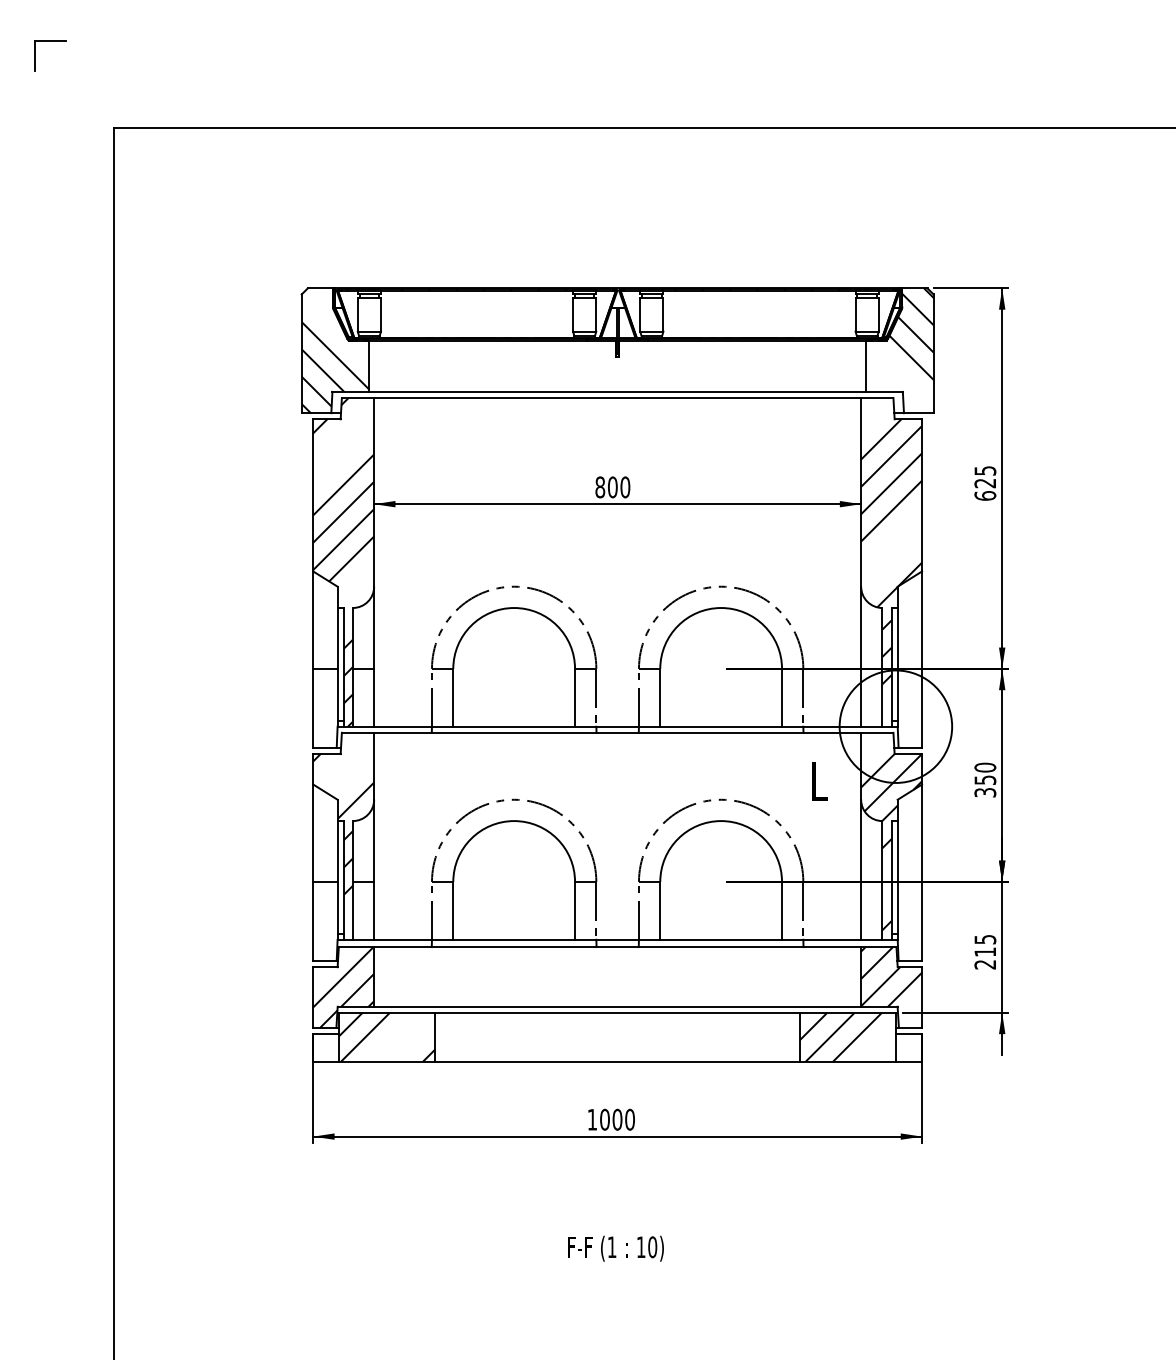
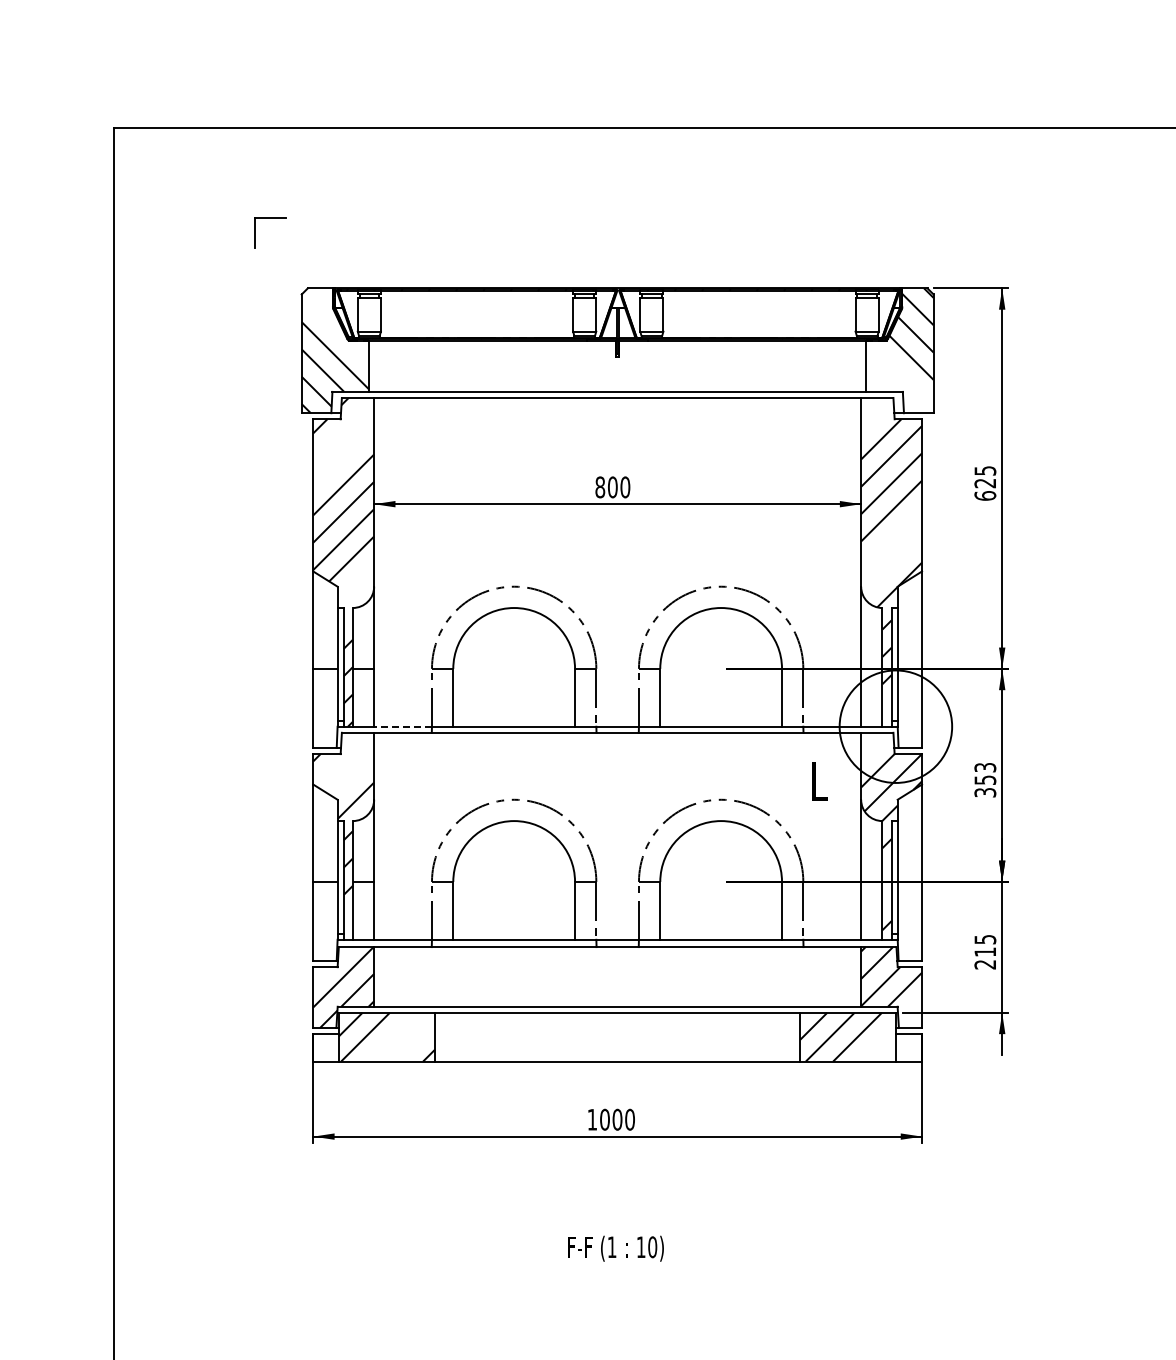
part position: (50, 41) -> (270, 218) (270, 218)
line: solid -> dashed (403, 726)
text: 350 -> 353 (985, 767)
